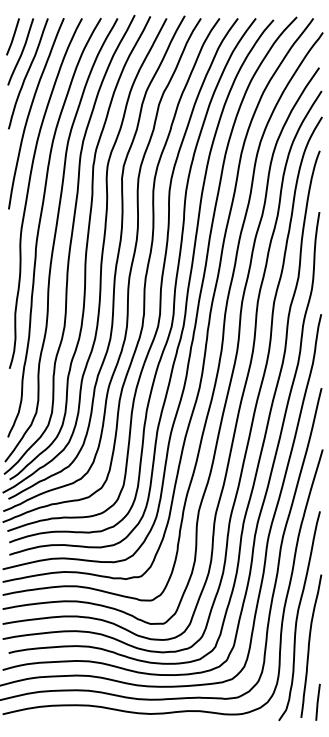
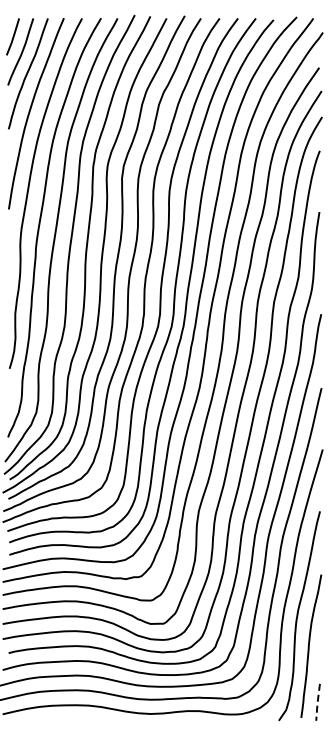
line: solid -> dashed (317, 703)
